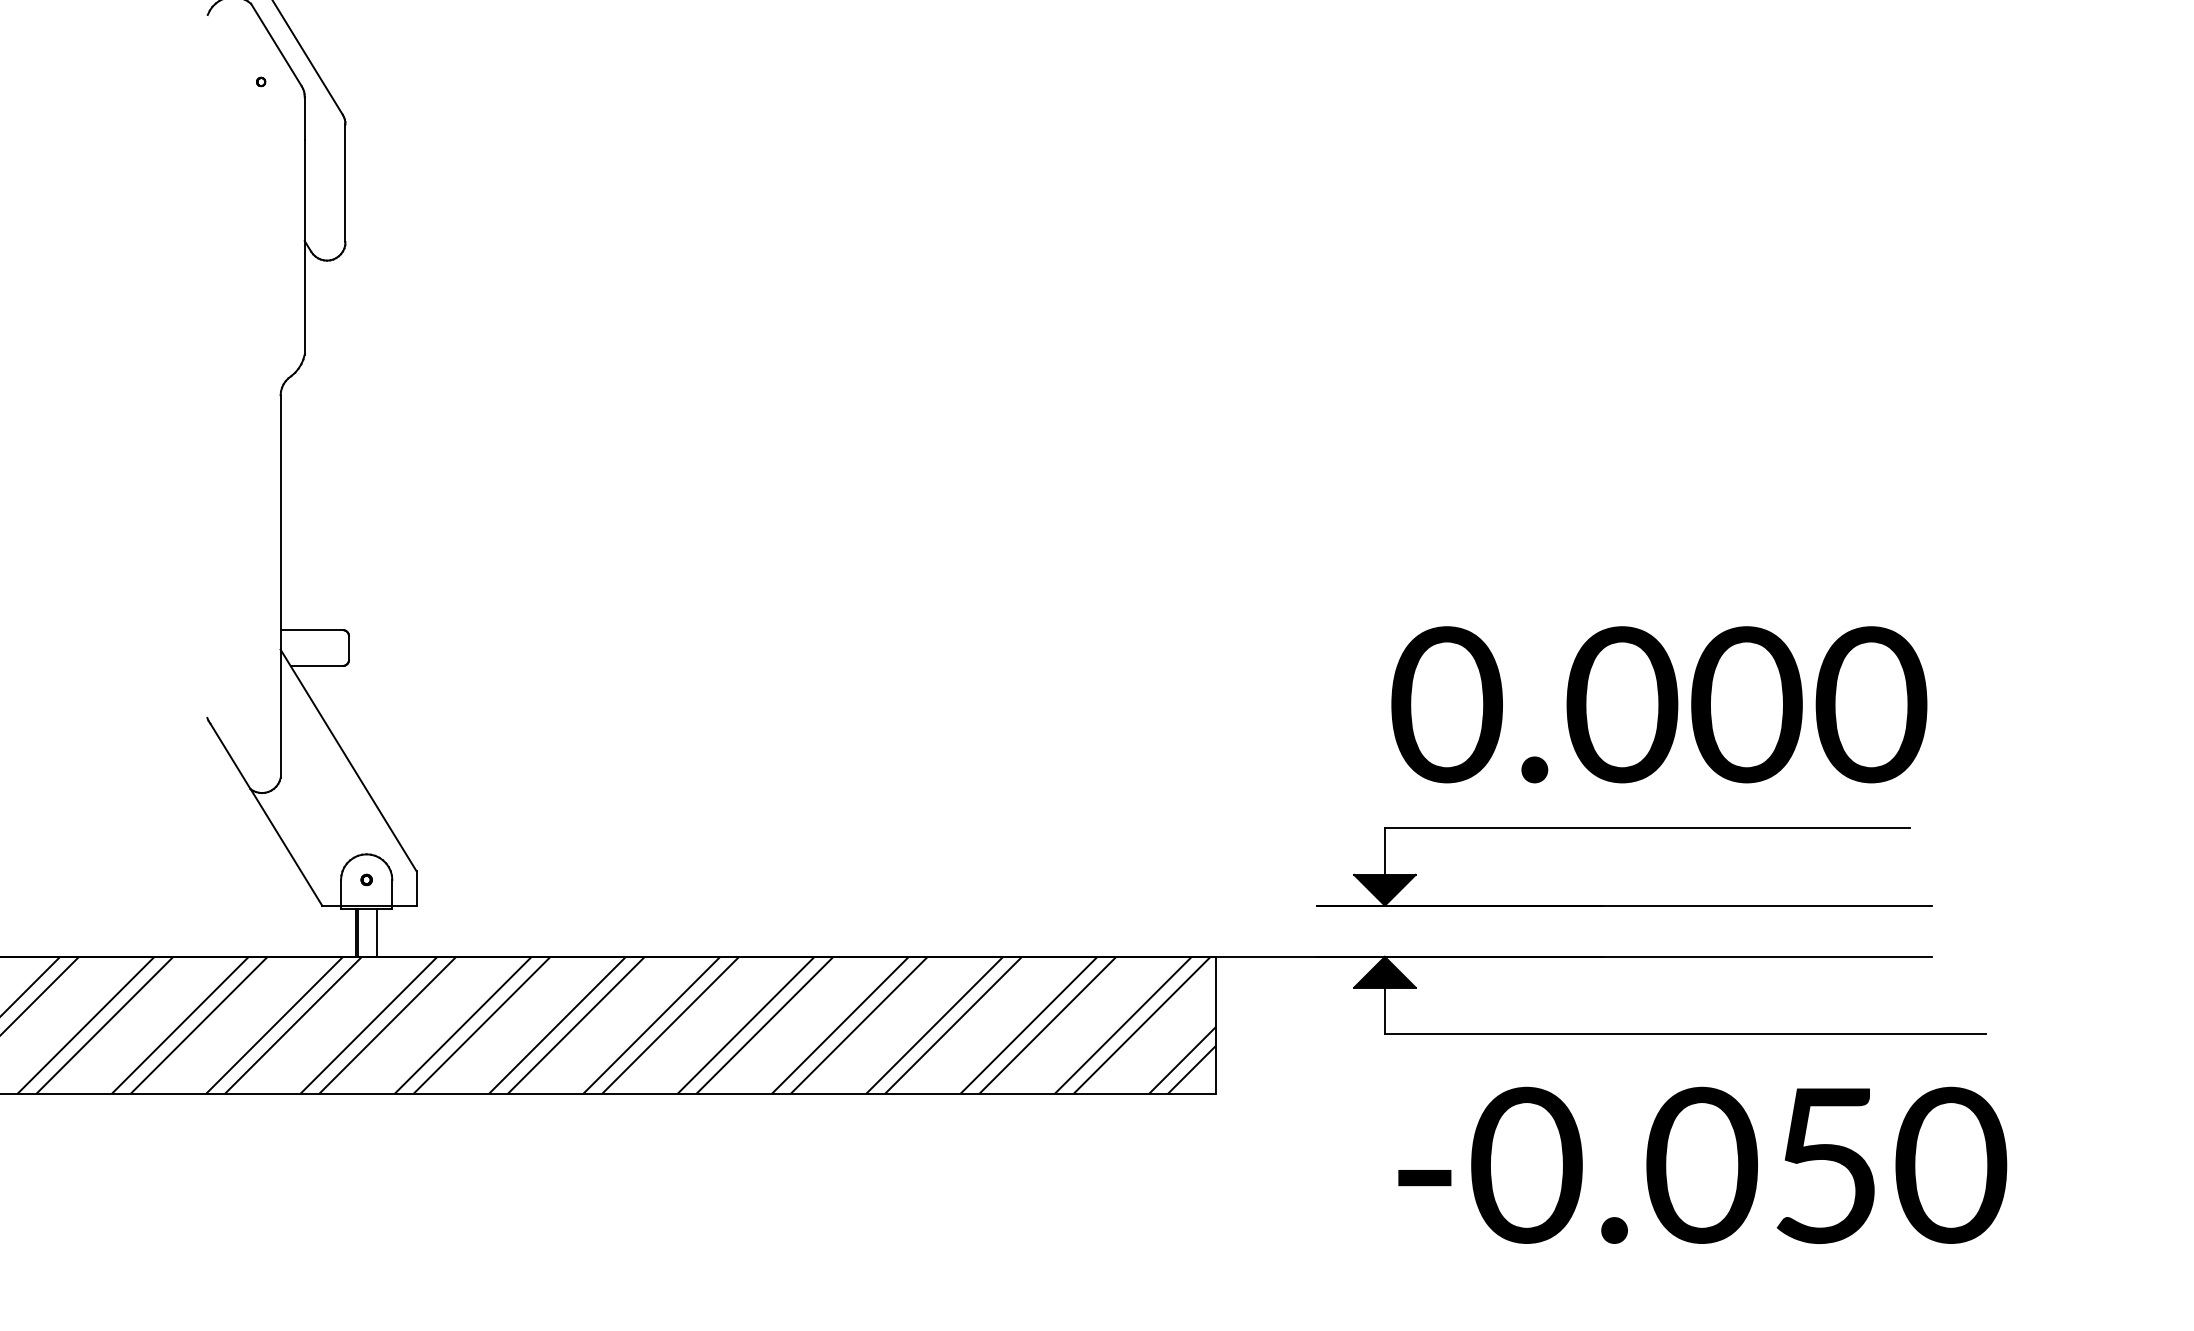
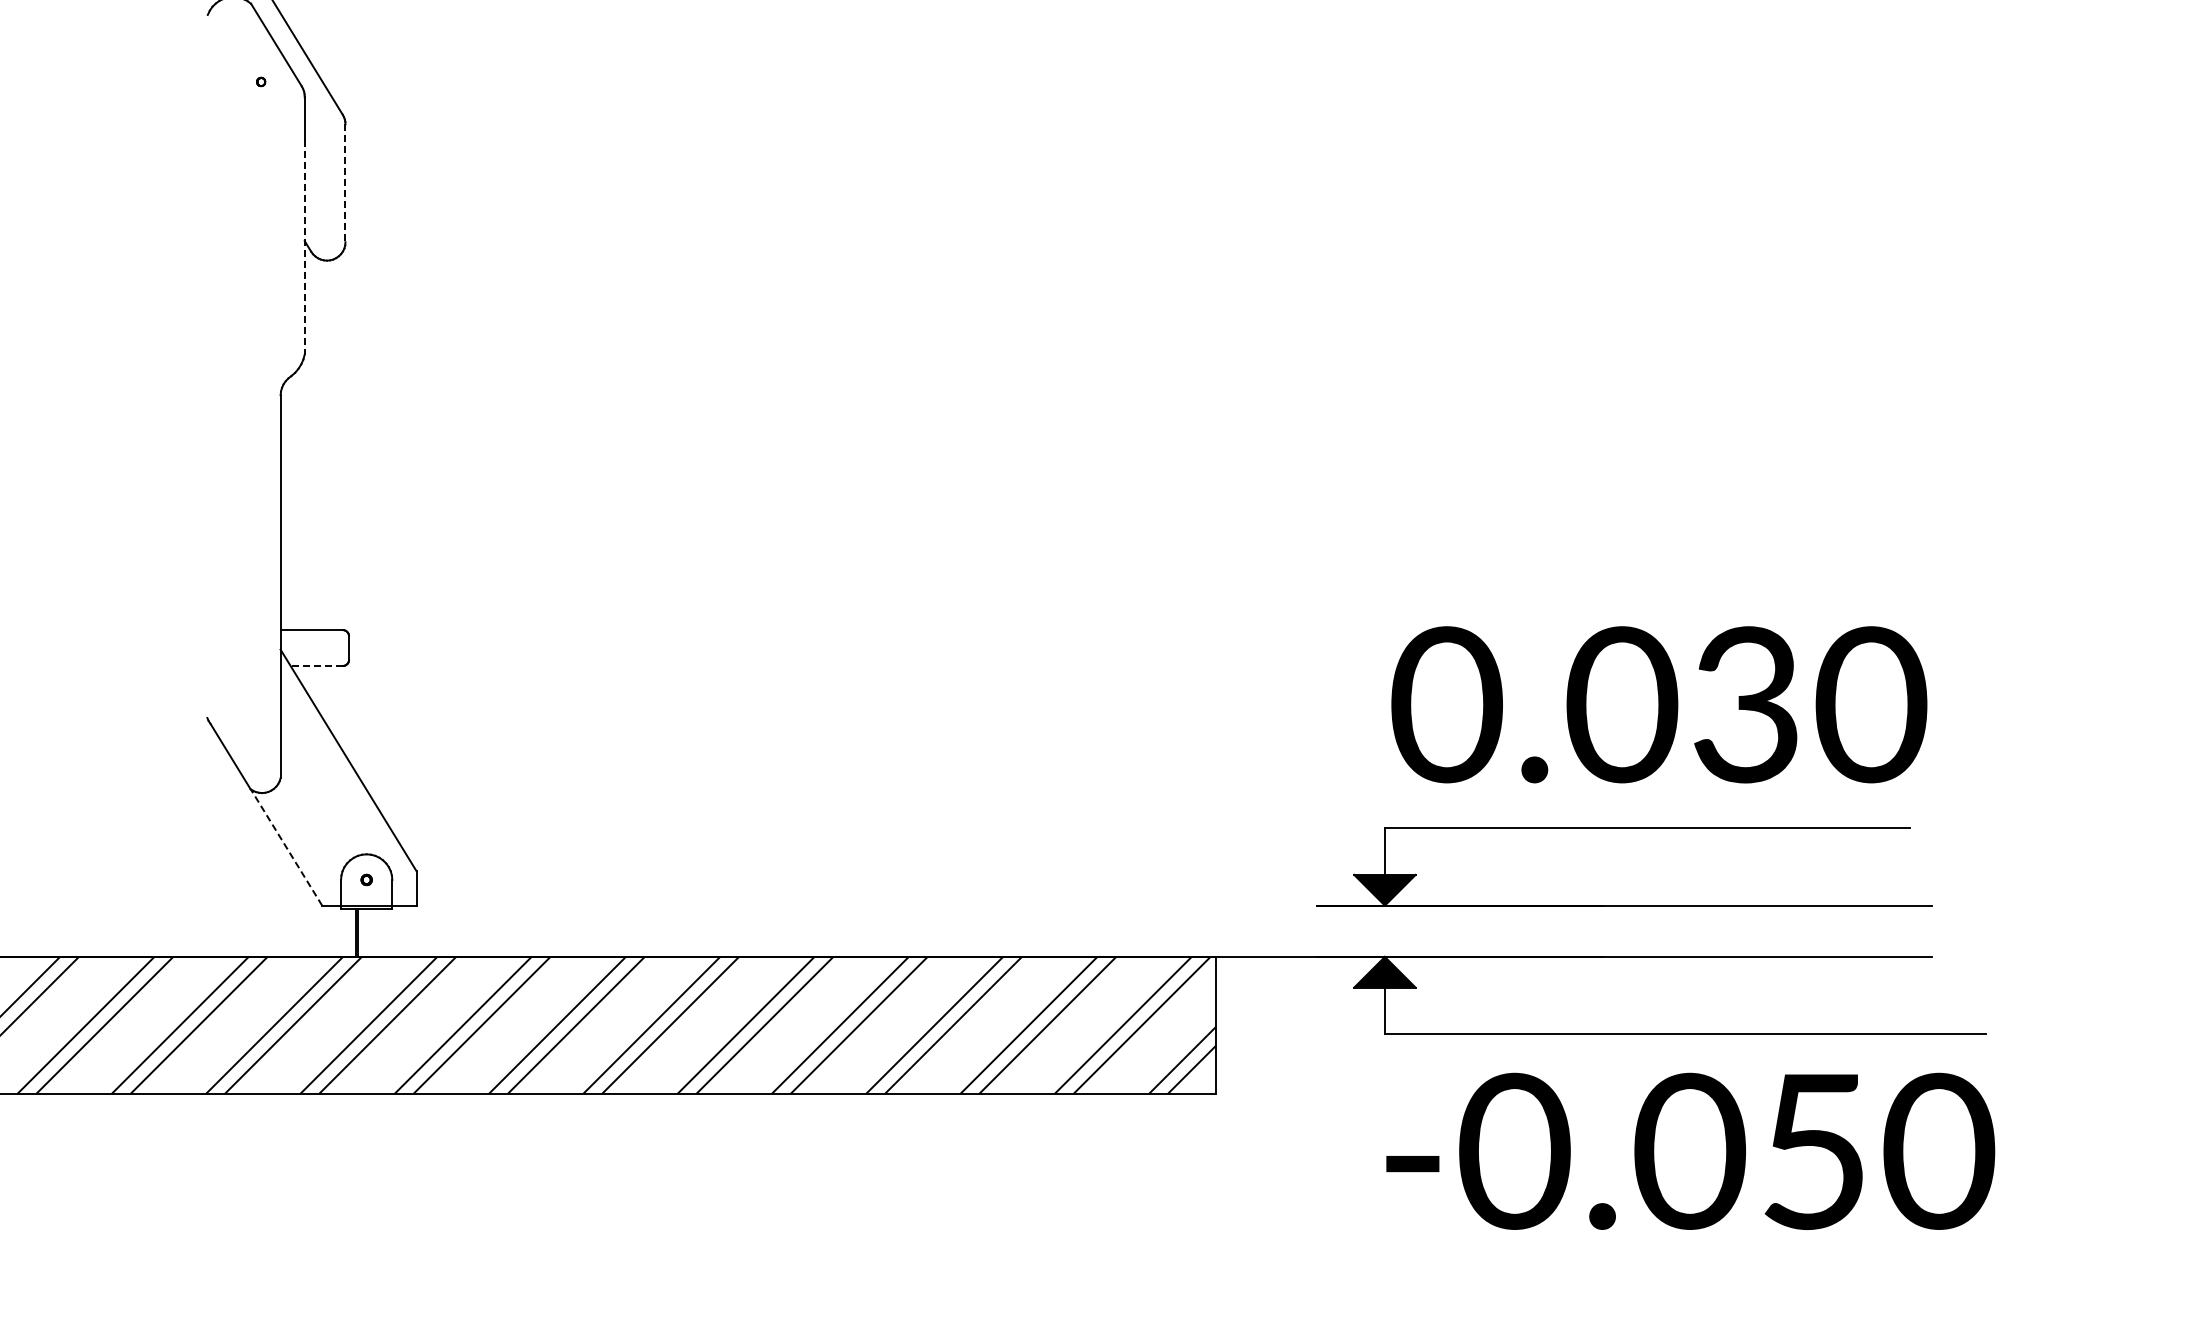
line: solid -> dashed (345, 183)
line: solid -> dashed (304, 247)
line: solid -> dashed (316, 665)
text: 0.000 -> 0.030 (1746, 704)
line: solid -> dashed (286, 847)
line: present -> none (376, 932)
text position: (1702, 1164) -> (1690, 1150) (1690, 1150)
